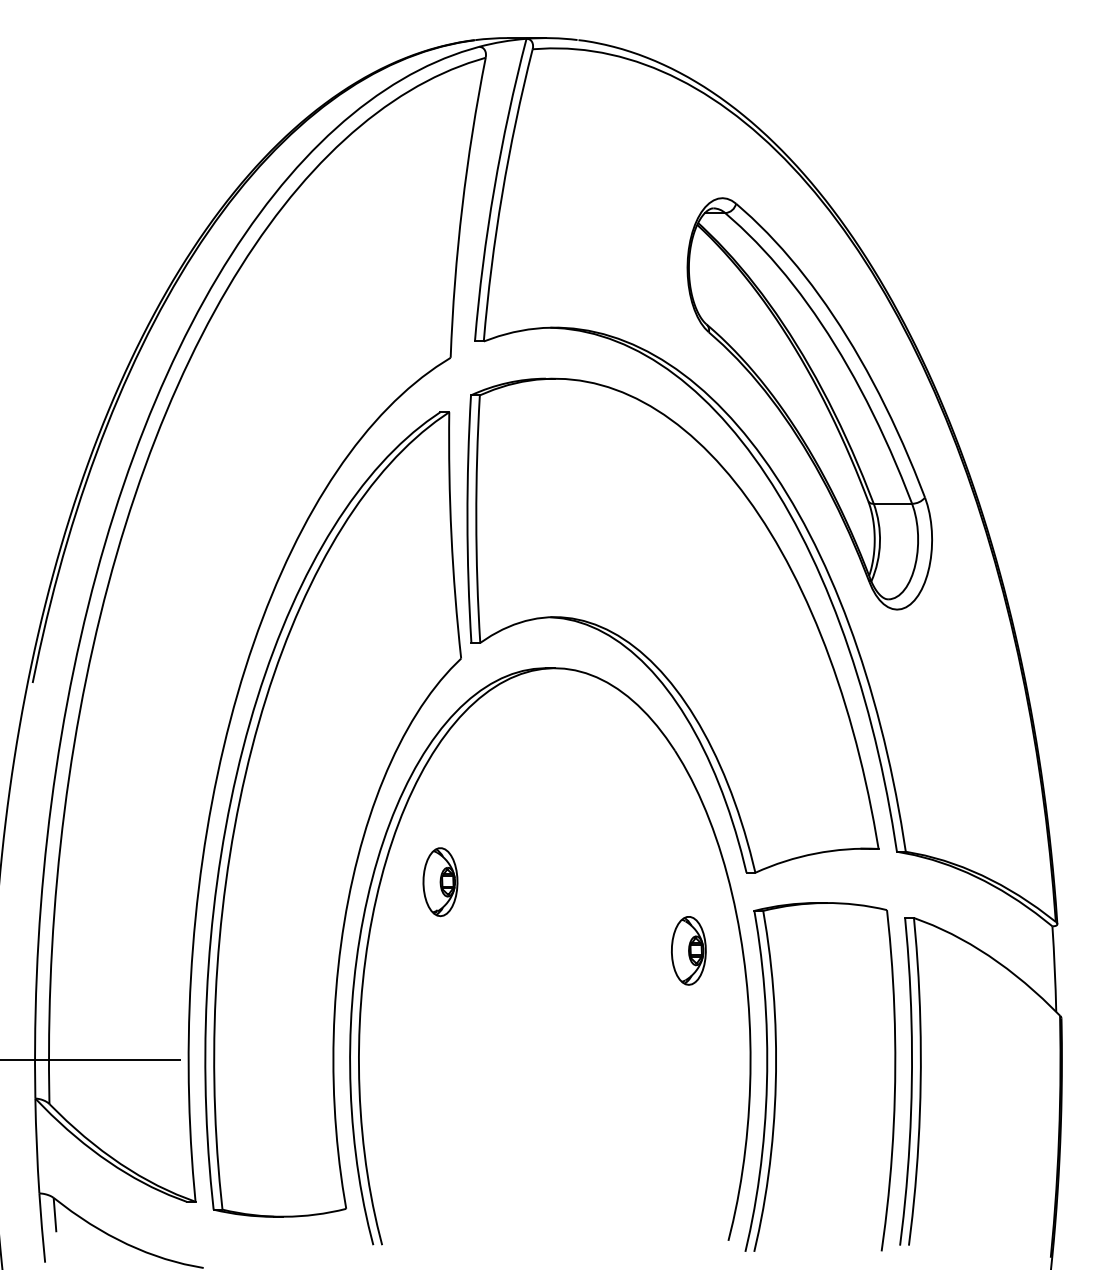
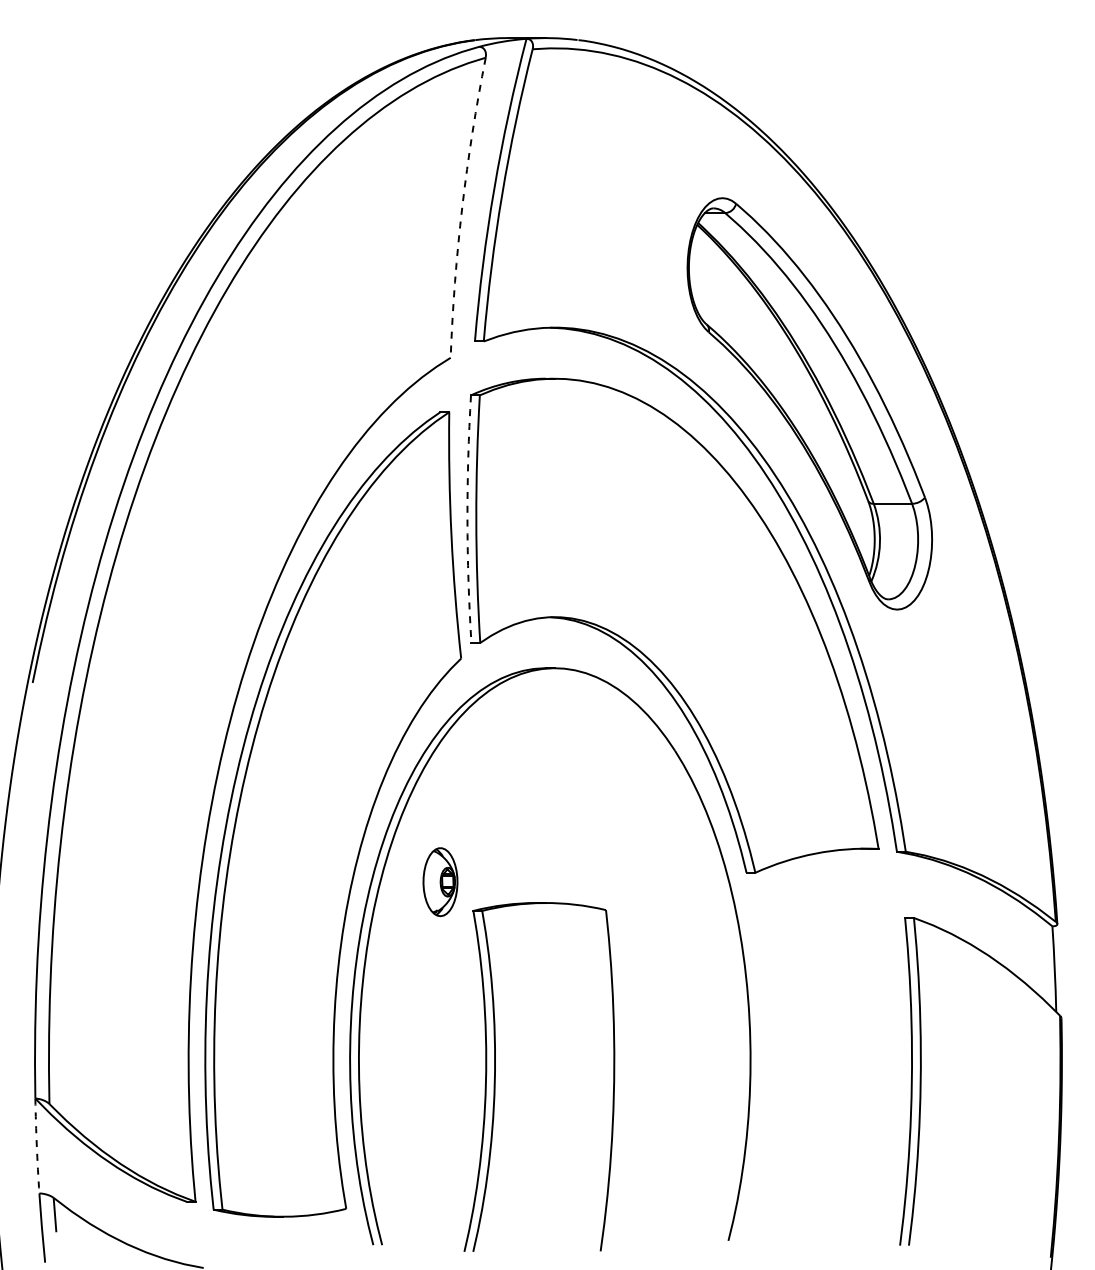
arc: solid -> dashed (462, 207)
arc: solid -> dashed (467, 519)
part: present -> none (688, 950)
line: present -> none (91, 1059)
part position: (776, 1076) -> (495, 1076) (495, 1076)
arc: solid -> dashed (36, 1146)
